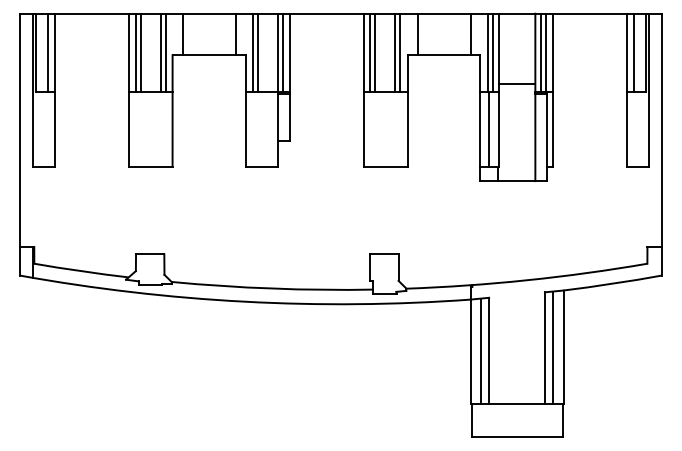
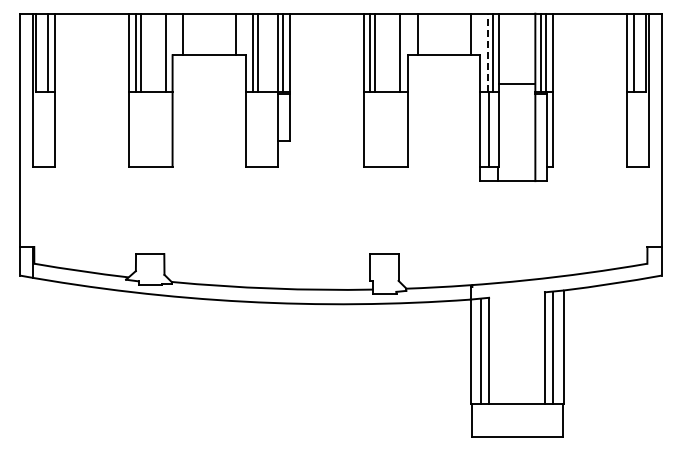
line: present -> none (160, 52)
line: present -> none (395, 52)
line: solid -> dashed (488, 52)
